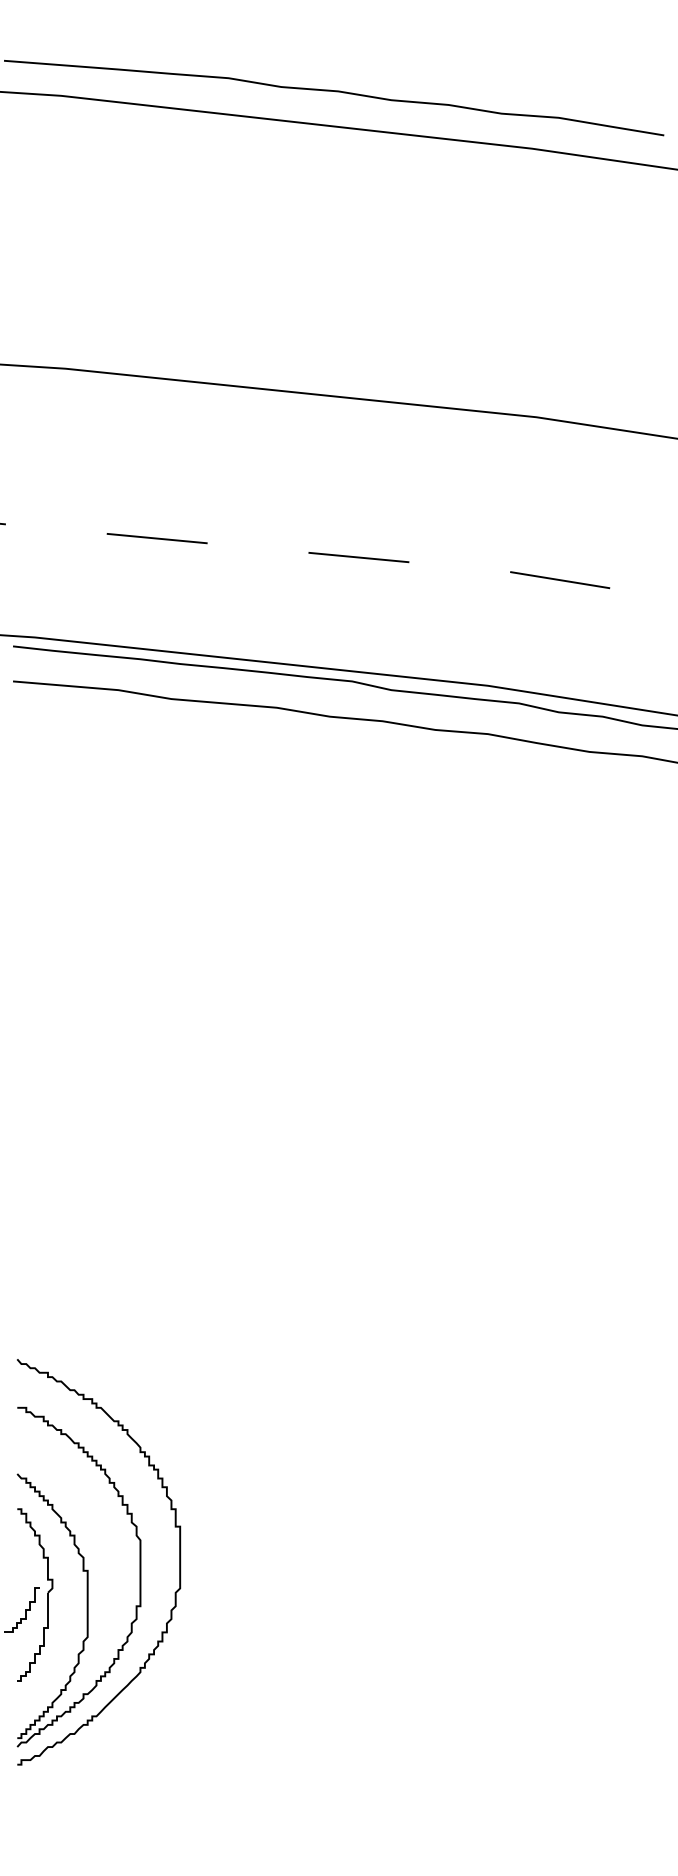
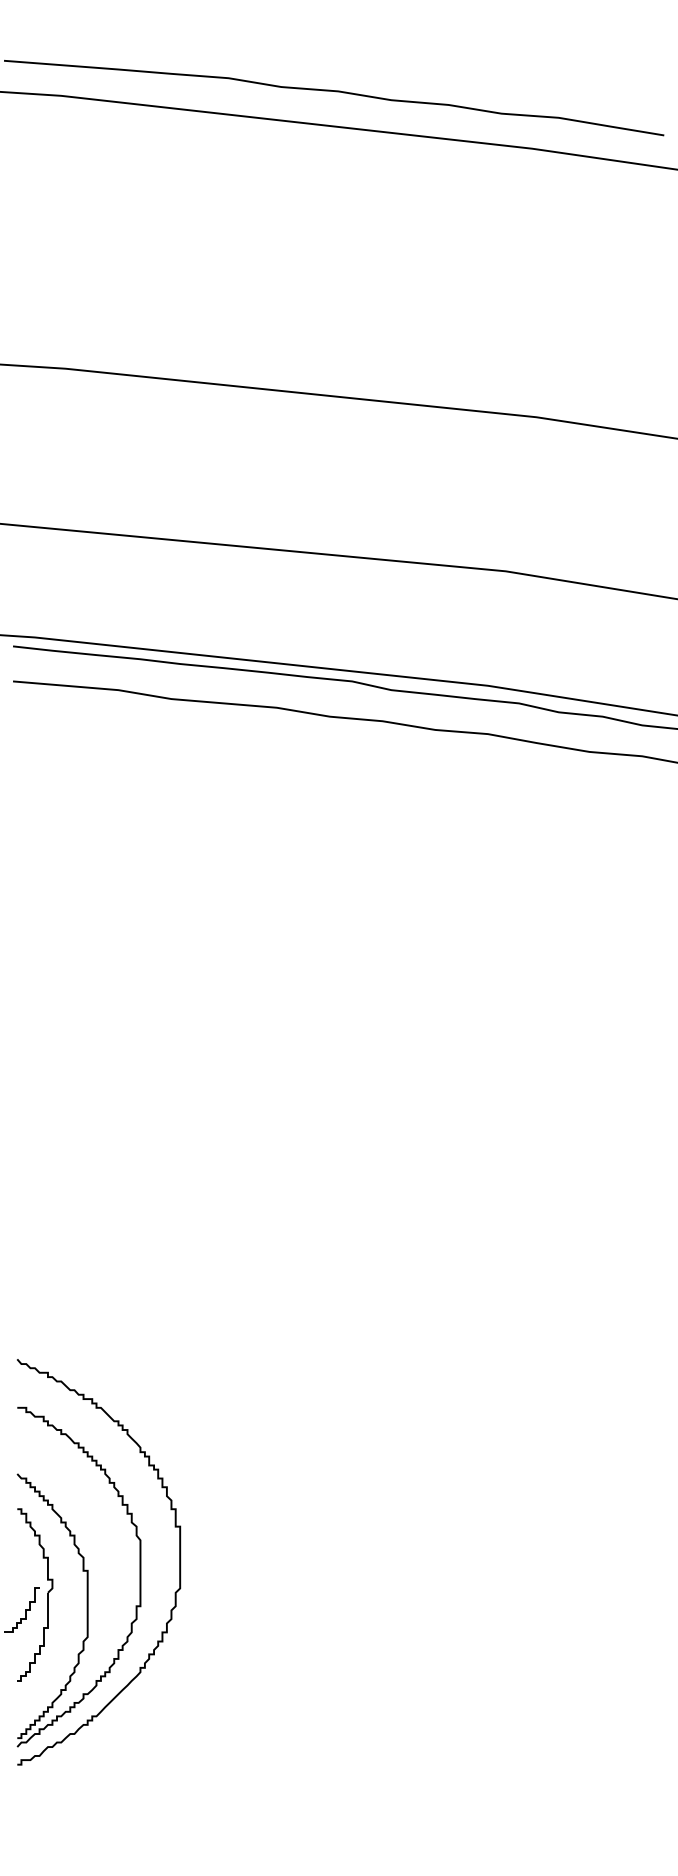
line: dashed -> solid (339, 555)
